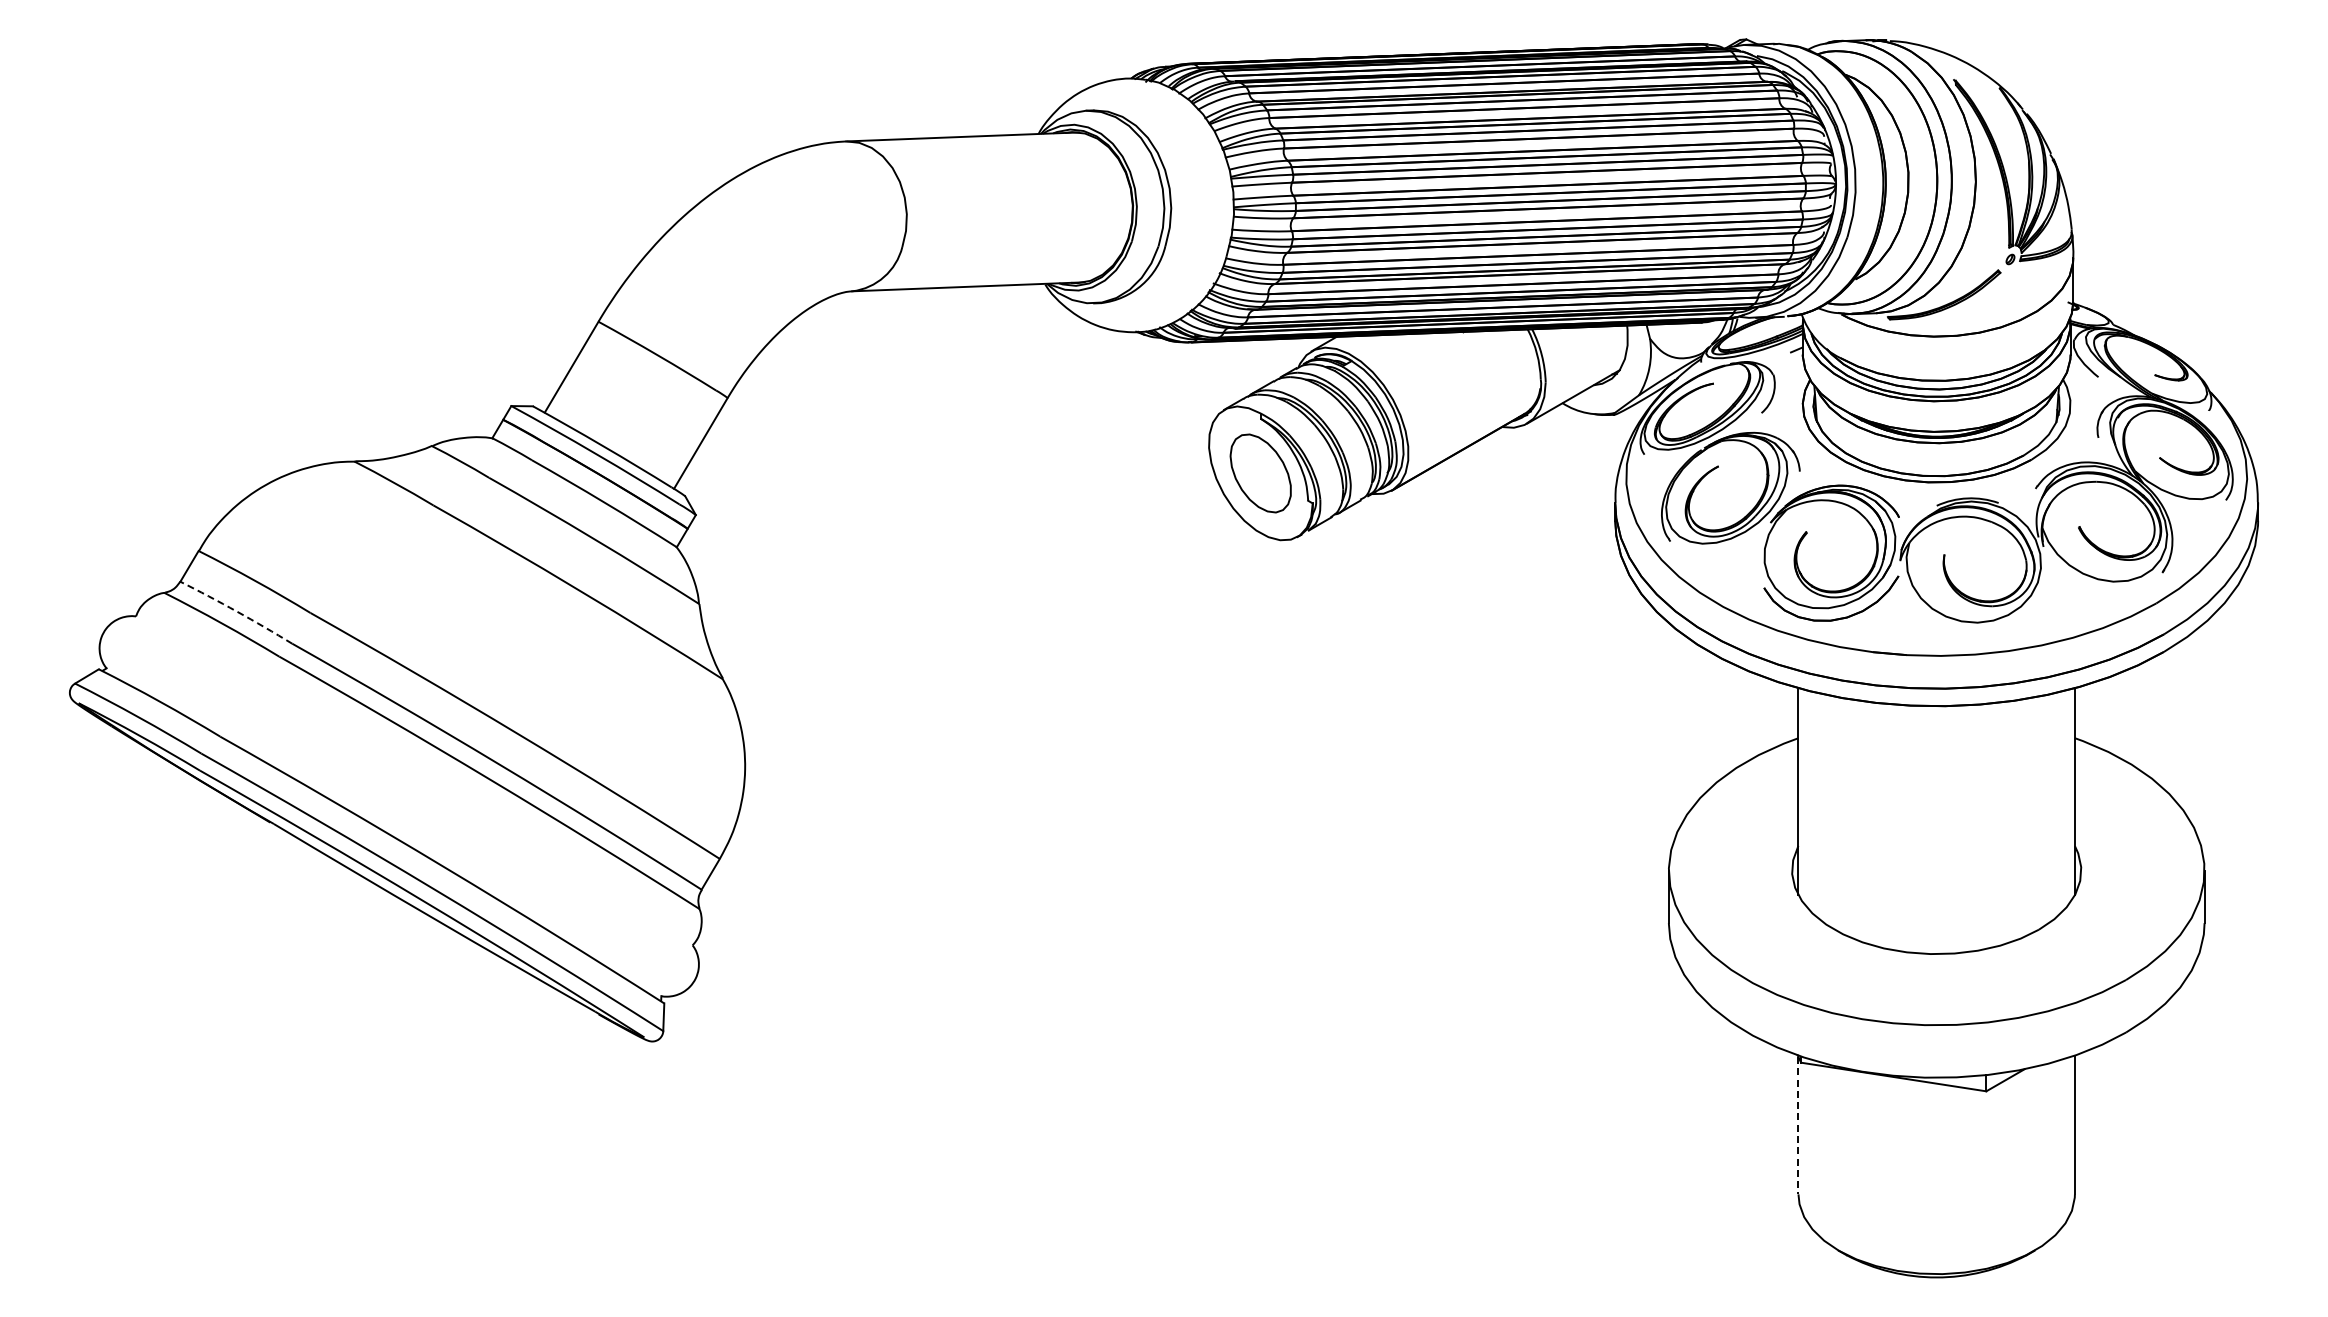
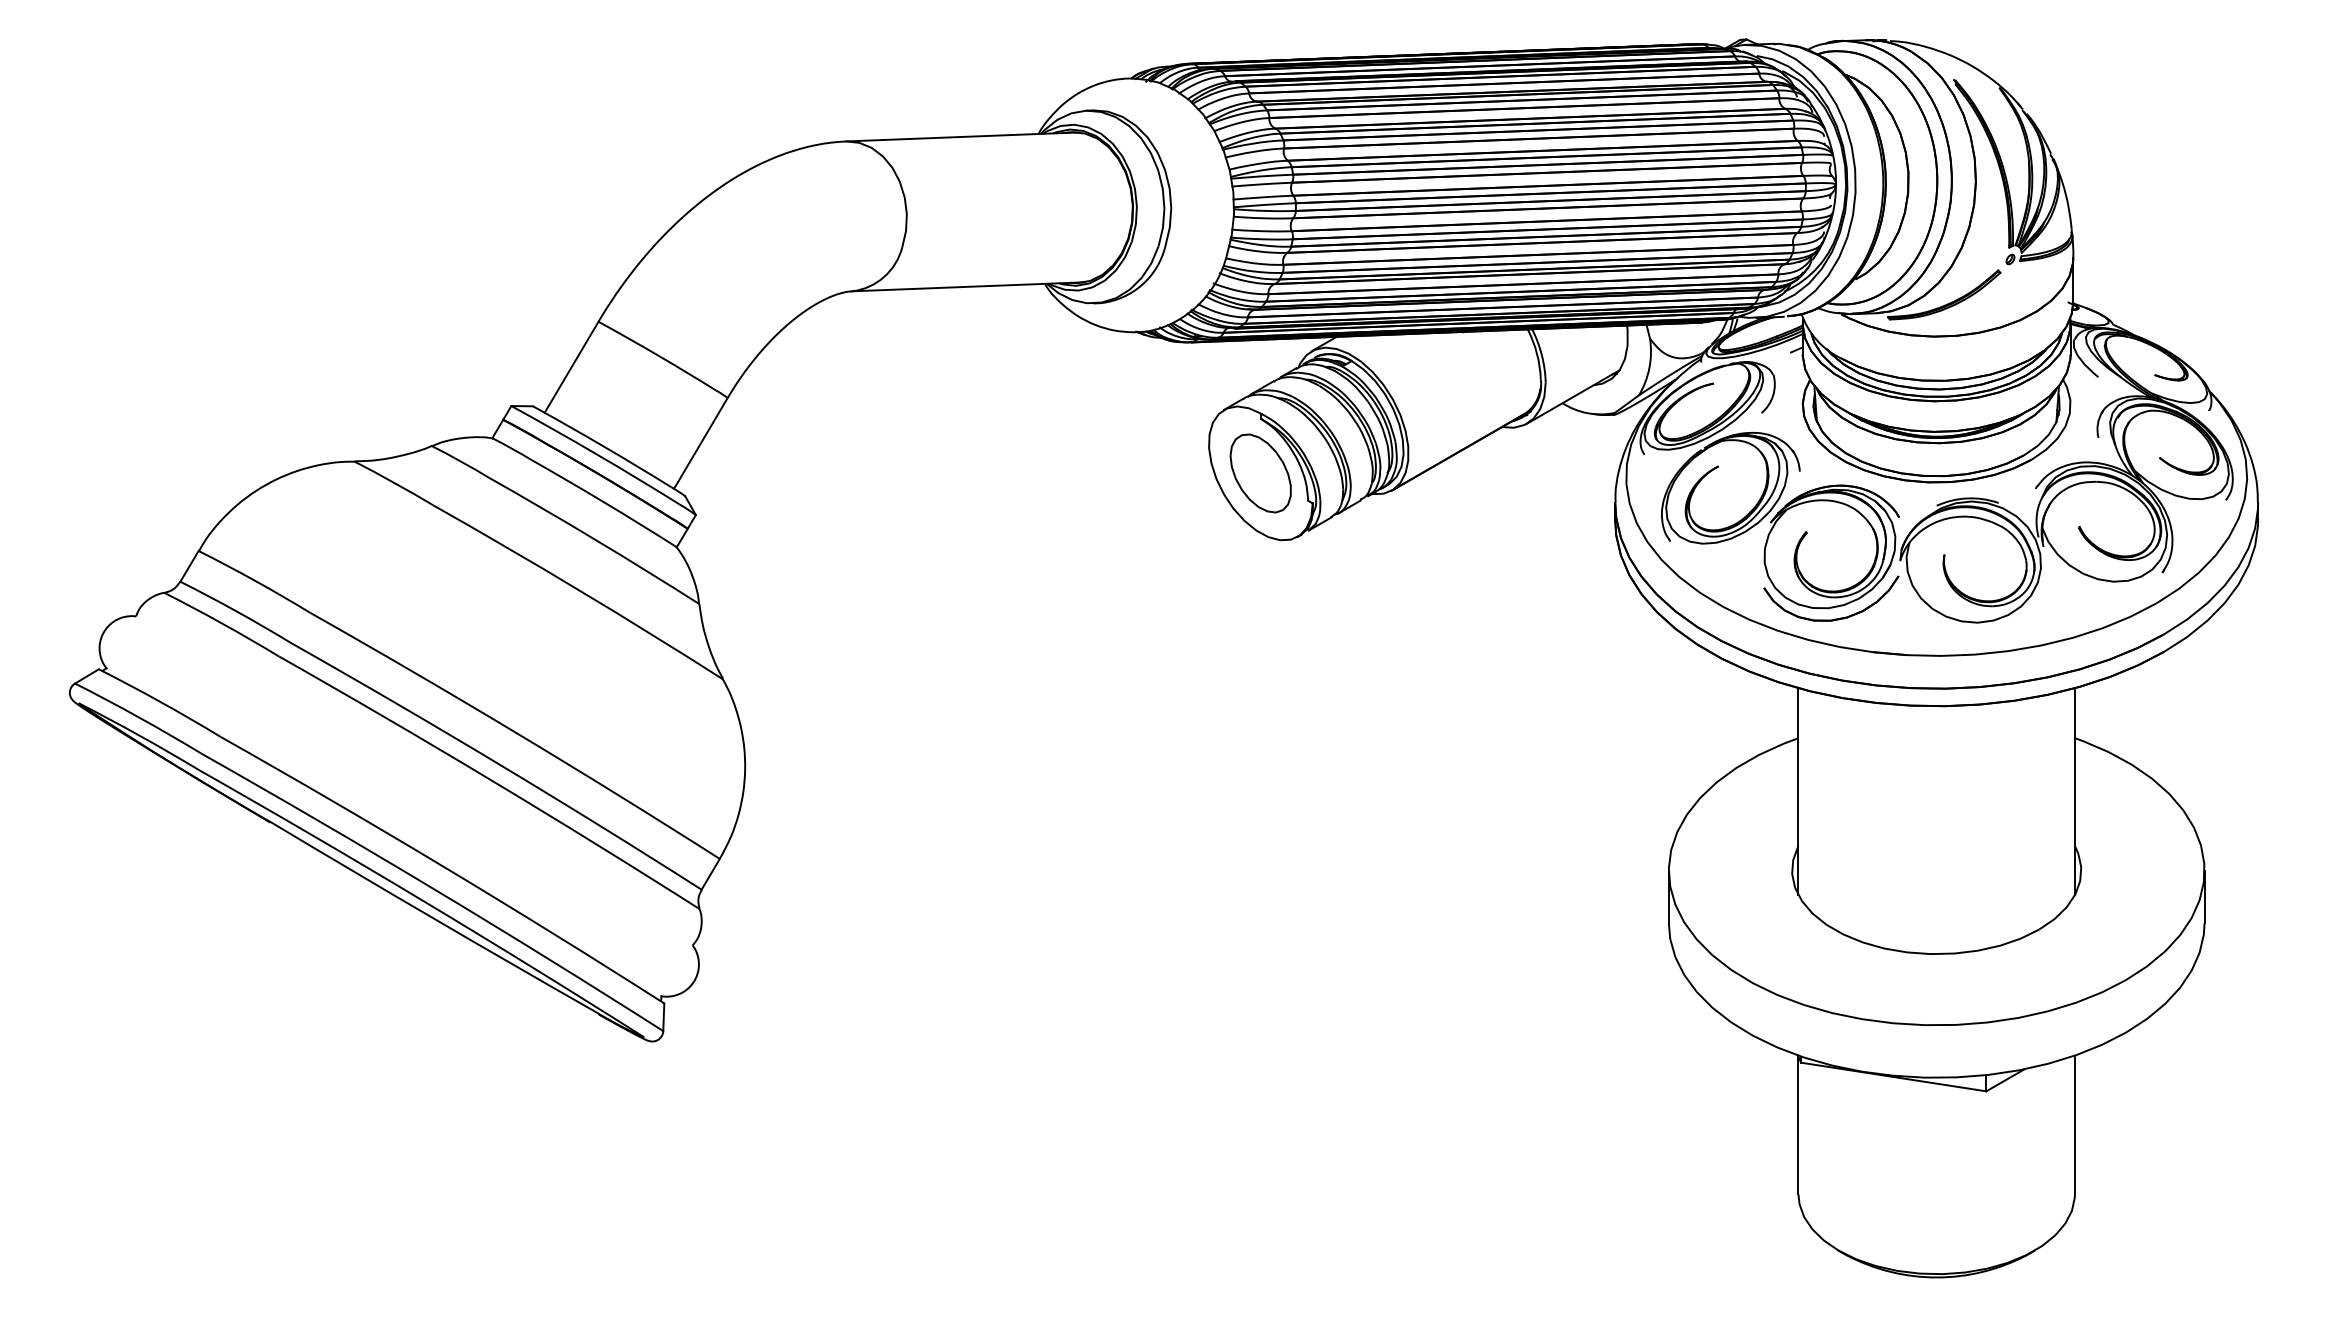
arc: dashed -> solid (237, 611)
line: dashed -> solid (1798, 1125)
